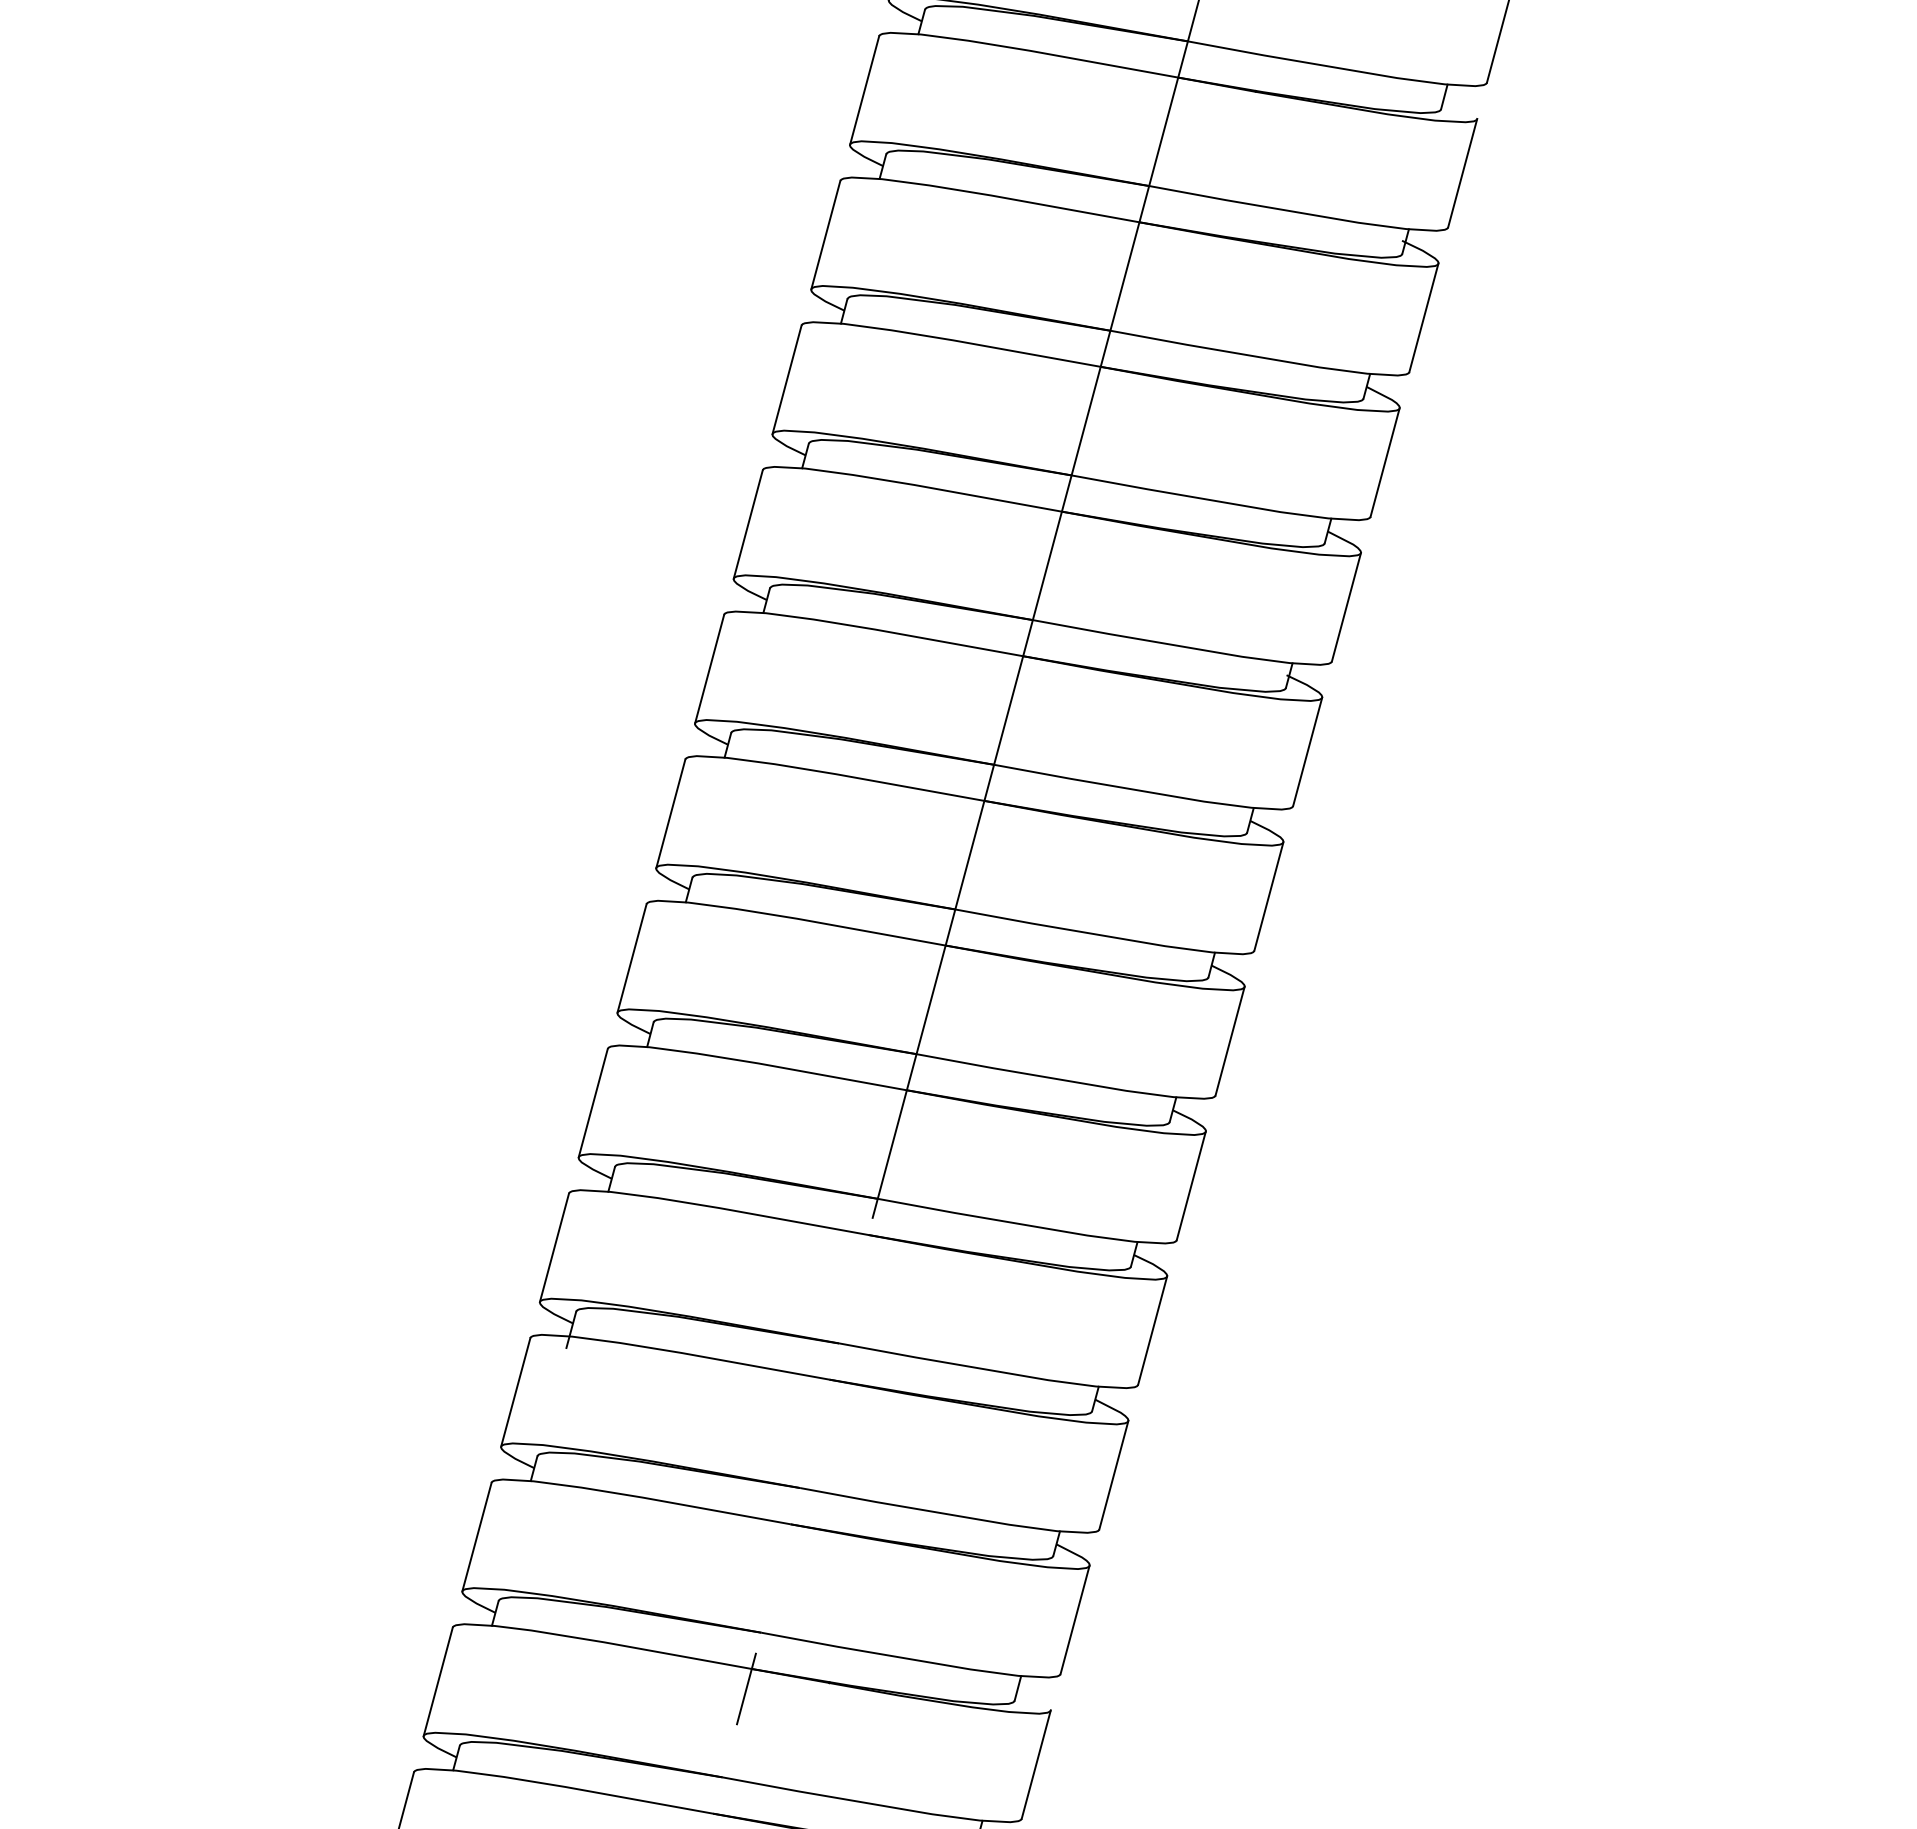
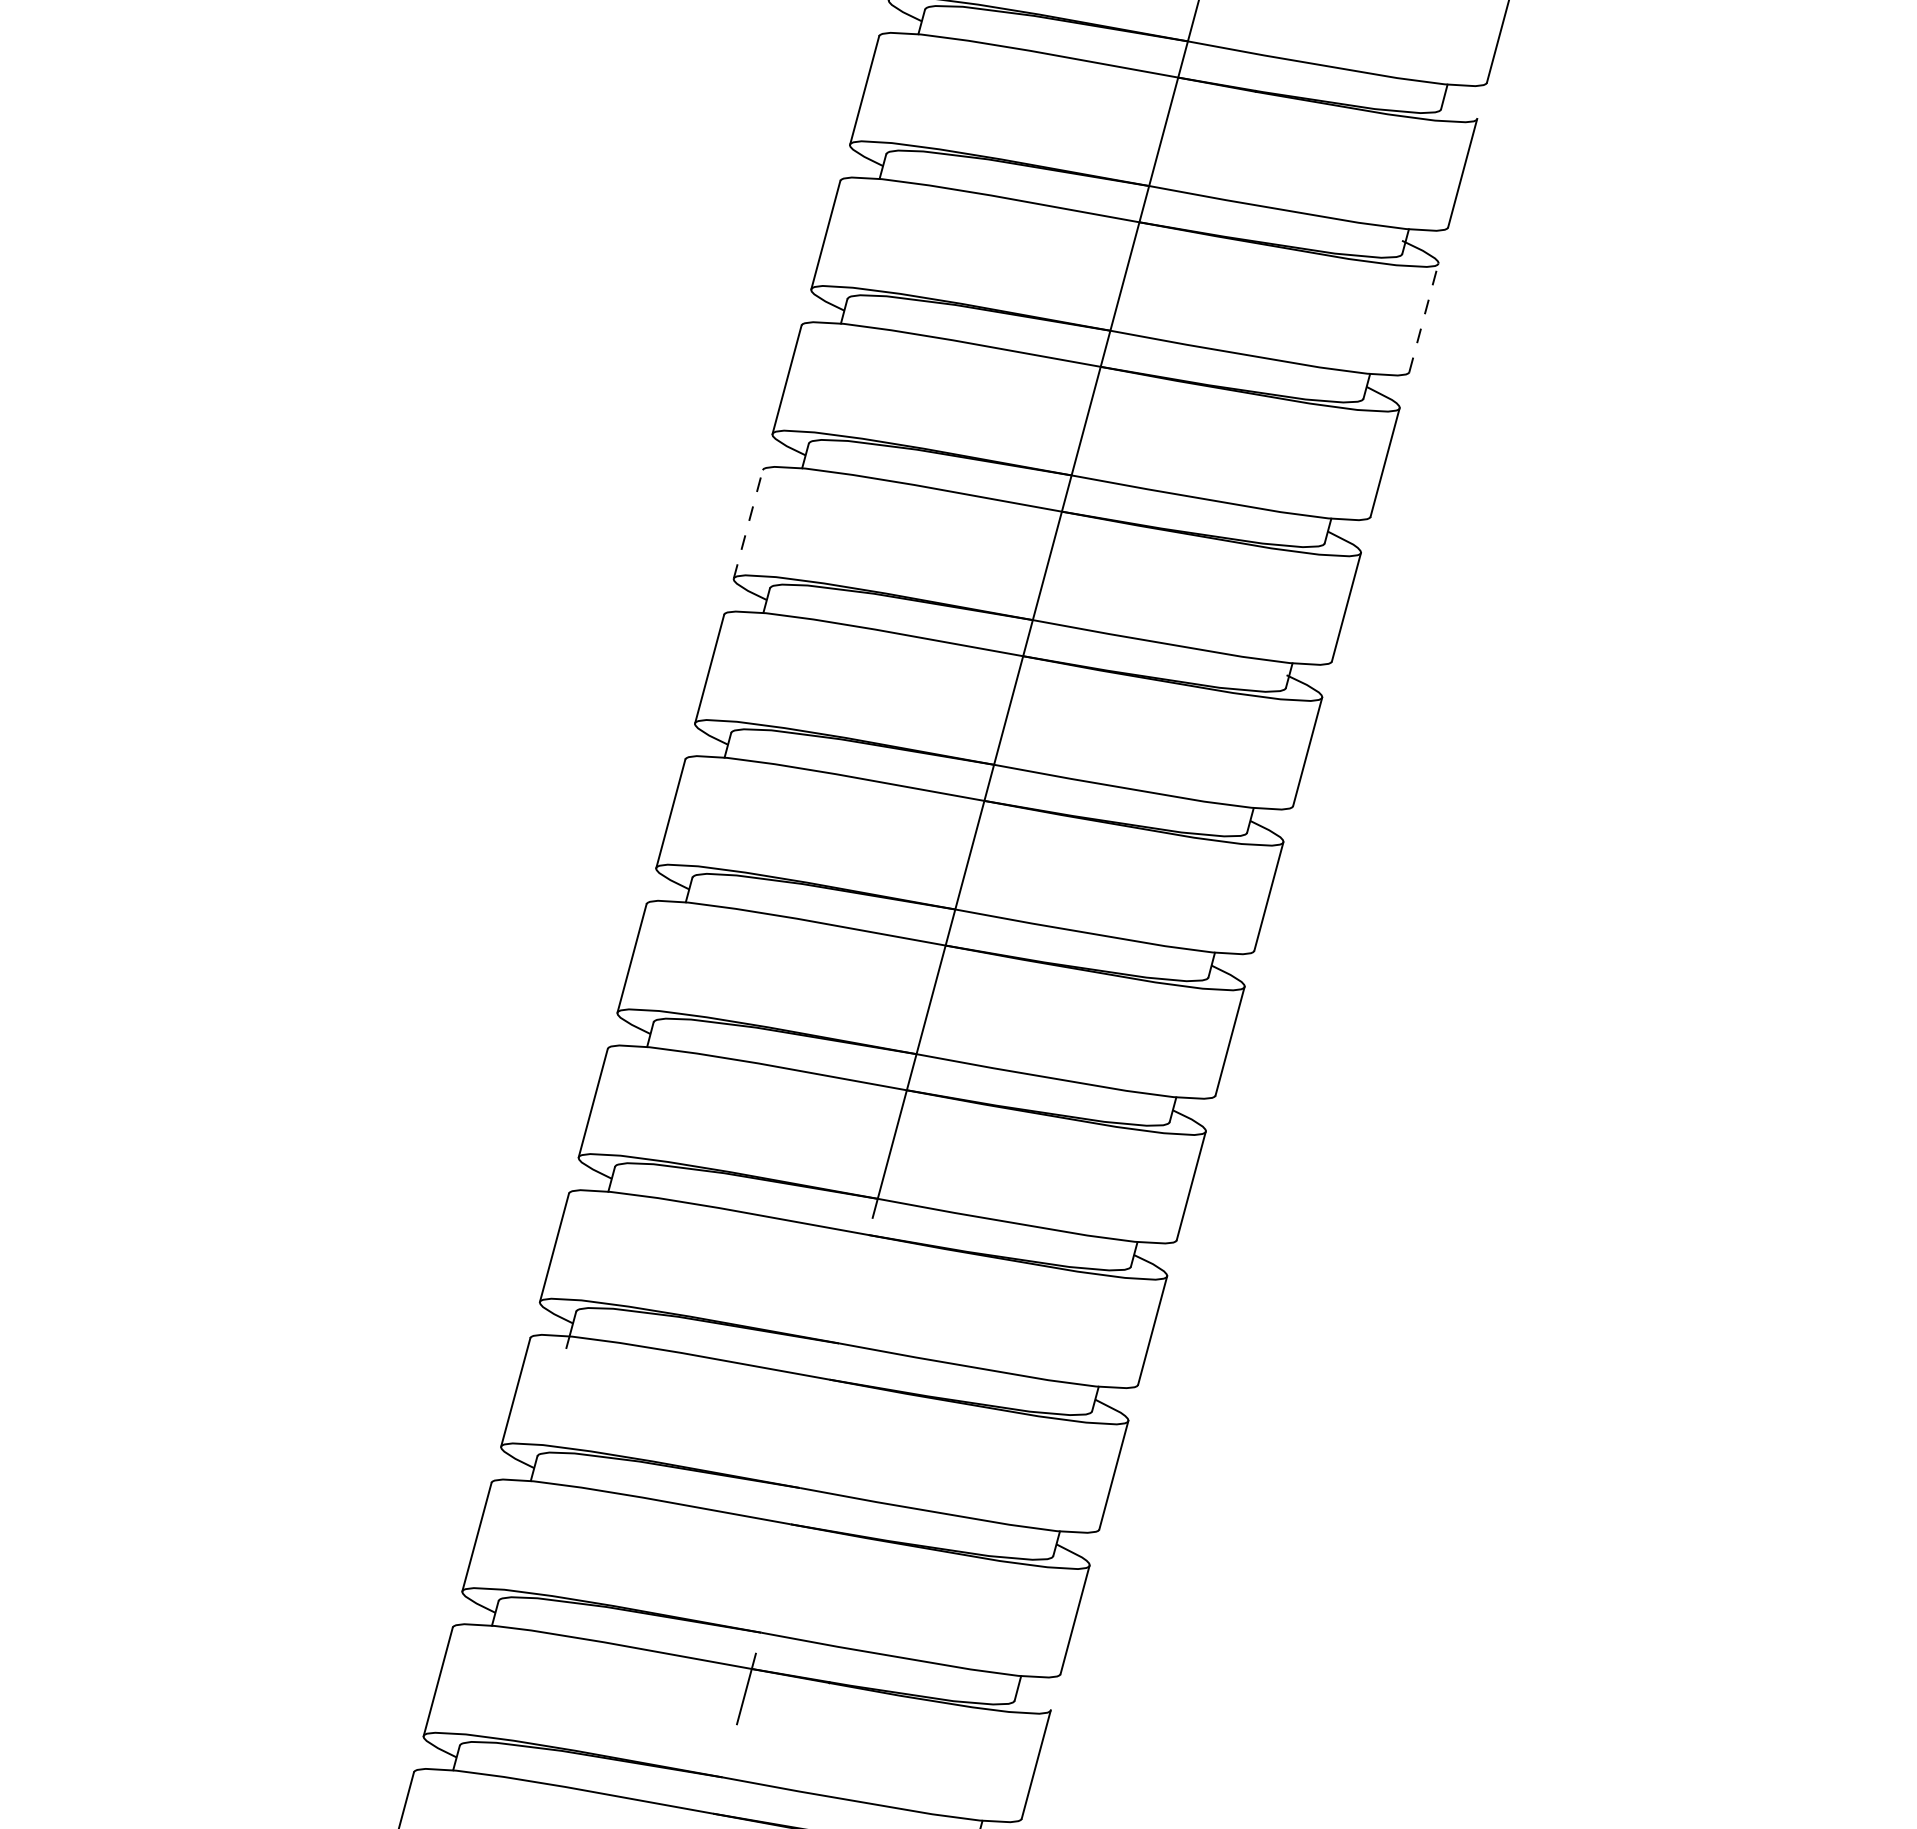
line: solid -> dashed (1424, 317)
line: solid -> dashed (748, 524)
